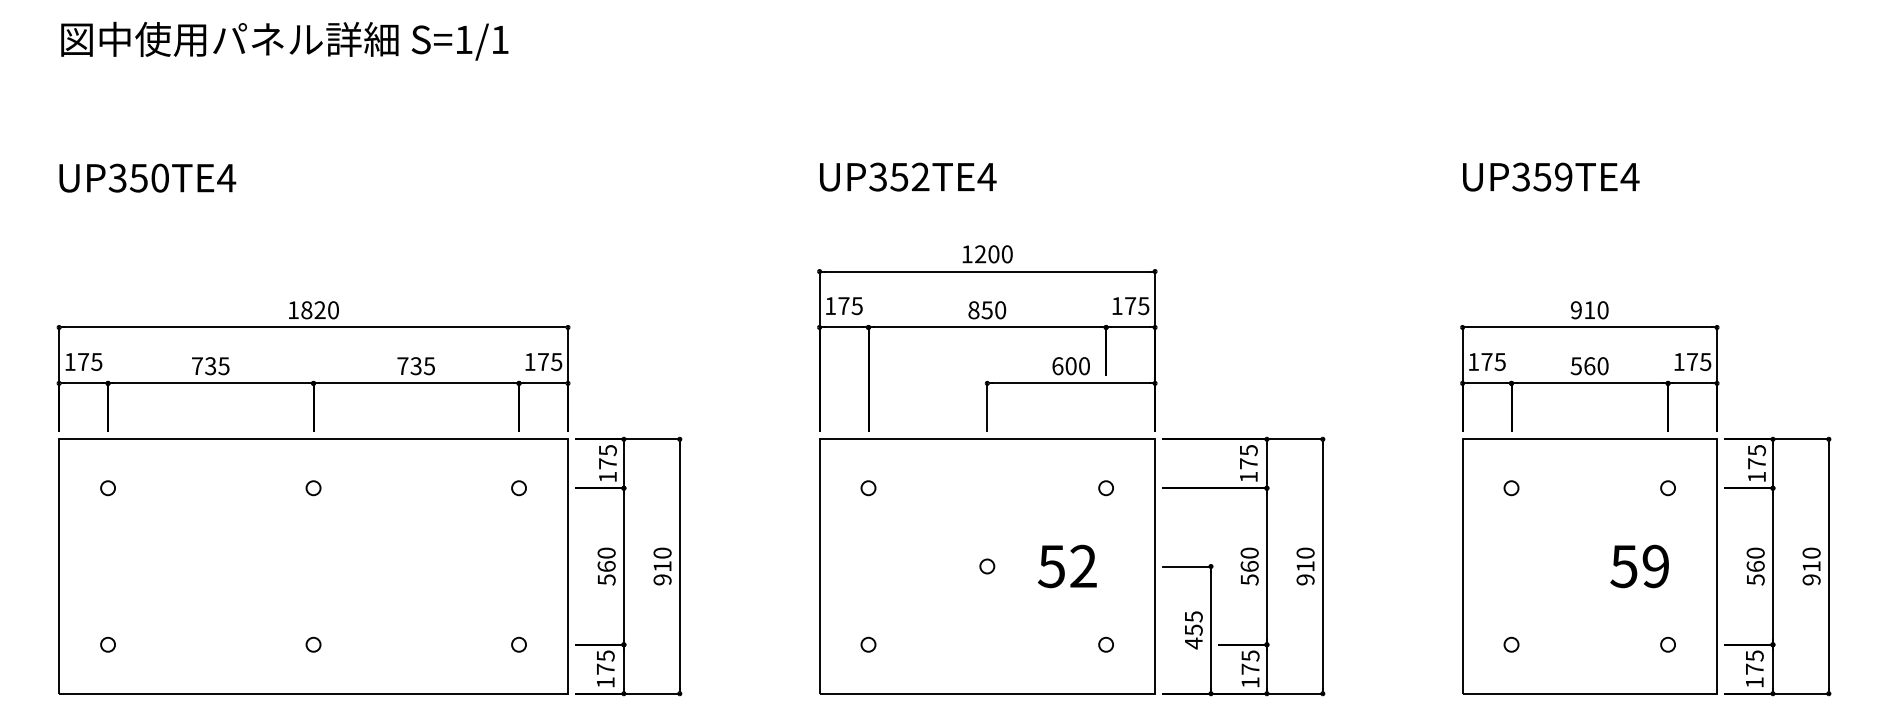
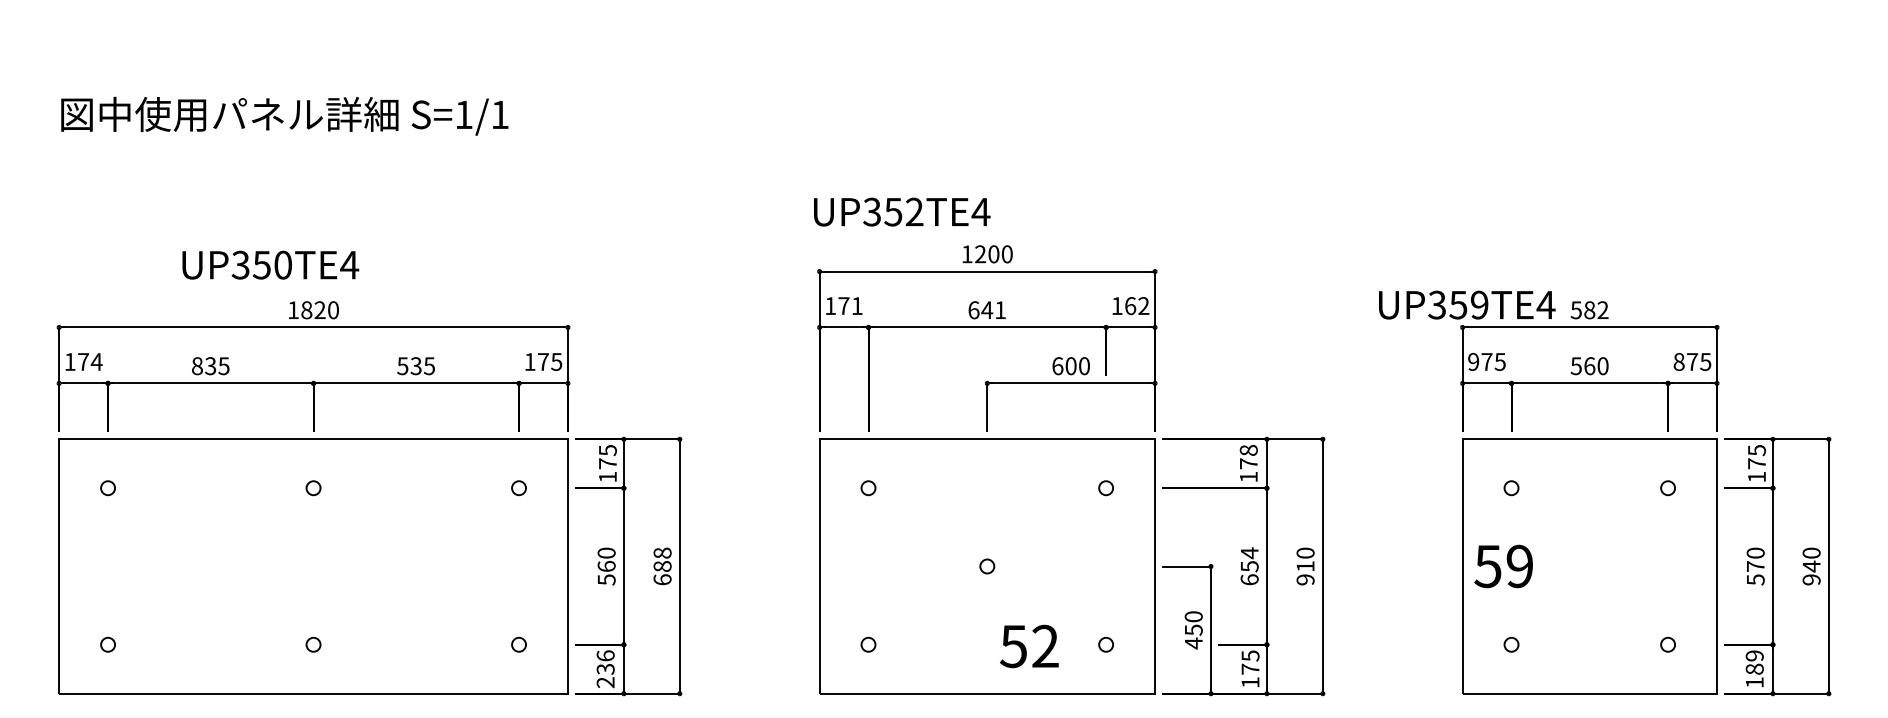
text position: (284, 40) -> (284, 115) (284, 115)
text position: (908, 176) -> (902, 211) (902, 211)
text position: (1551, 176) -> (1467, 304) (1467, 304)
text position: (147, 177) -> (270, 264) (270, 264)
text: 175 -> 171 (856, 306)
text: 175 -> 162 (1137, 306)
text: 850 -> 641 (987, 310)
text: 910 -> 582 (1589, 310)
text: 175 -> 975 (1473, 361)
text: 175 -> 174 (96, 362)
text: 175 -> 875 (1678, 362)
text: 735 -> 835 (197, 366)
text: 735 -> 535 (402, 366)
text: 175 -> 178 (1248, 450)
text: 560 -> 570 (1755, 565)
text: 910 -> 688 (662, 566)
text position: (1067, 566) -> (1029, 646) (1029, 646)
text: 560 -> 654 (1249, 566)
text position: (1639, 566) -> (1503, 566) (1503, 566)
text: 910 -> 940 (1811, 566)
text: 455 -> 450 (1193, 616)
text: 175 -> 189 (1754, 662)
text: 175 -> 236 (605, 669)
